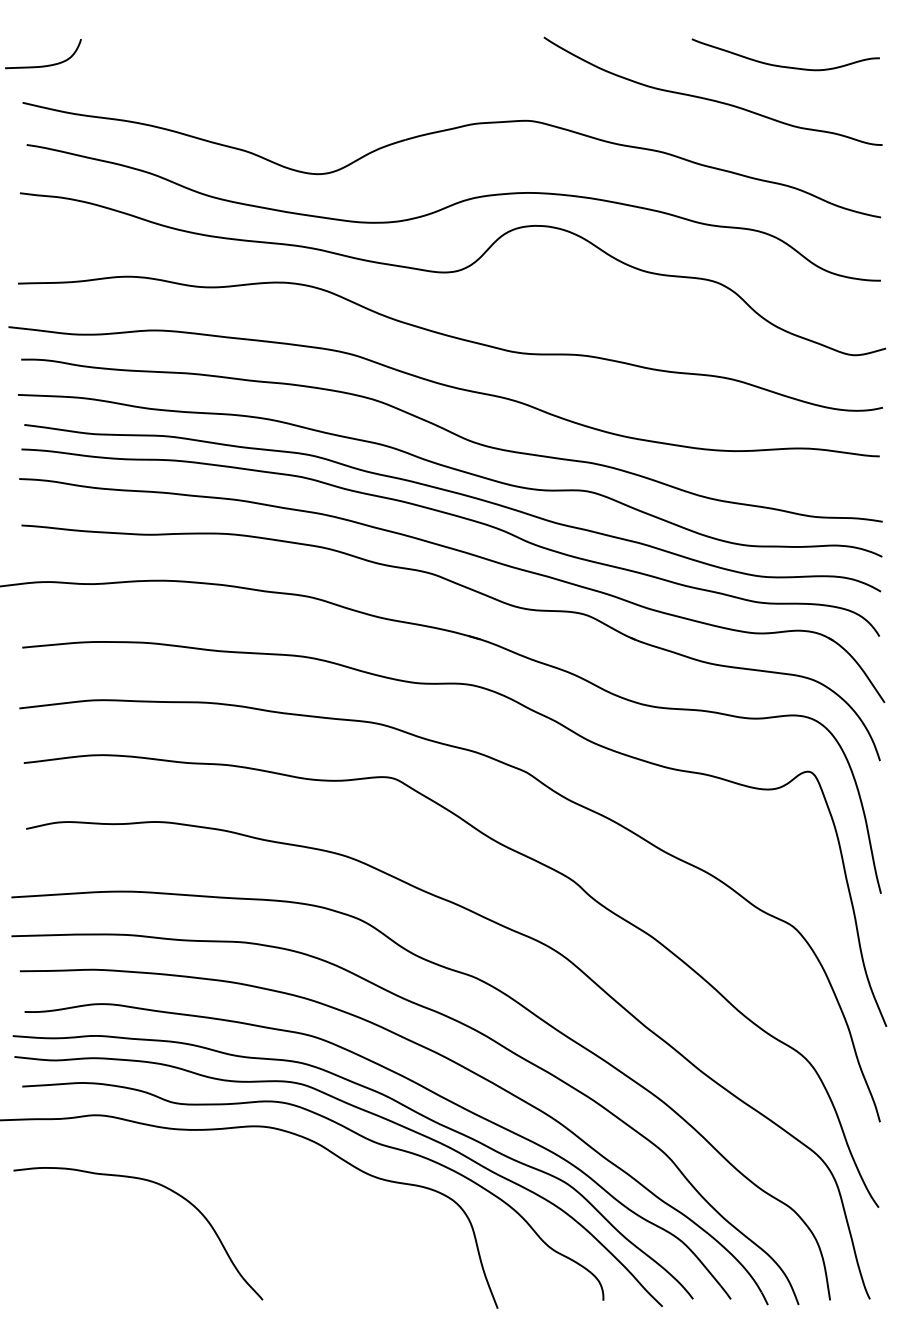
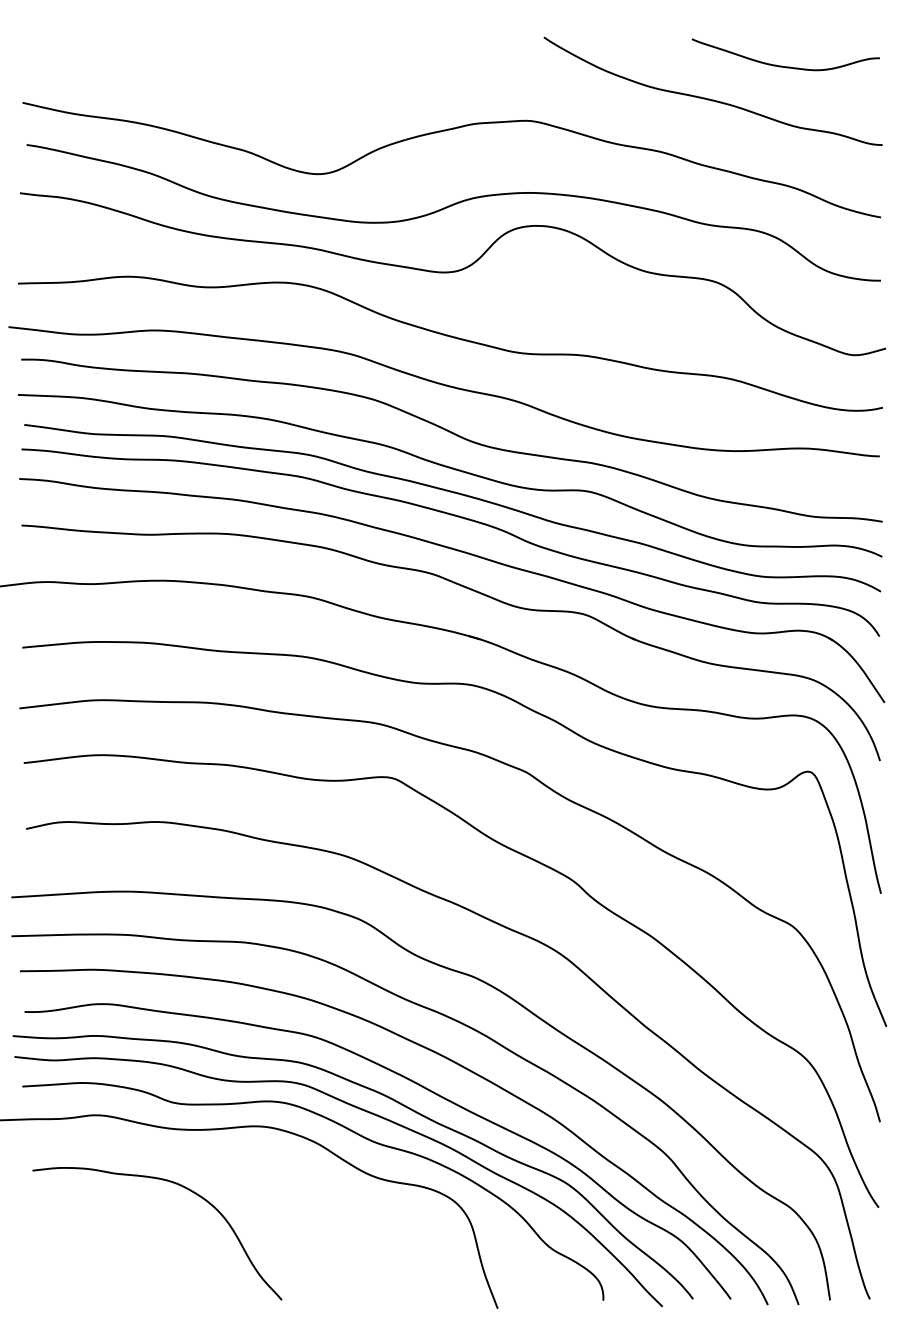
curve: present -> none (43, 65)
curve position: (156, 1184) -> (175, 1184) (175, 1184)
